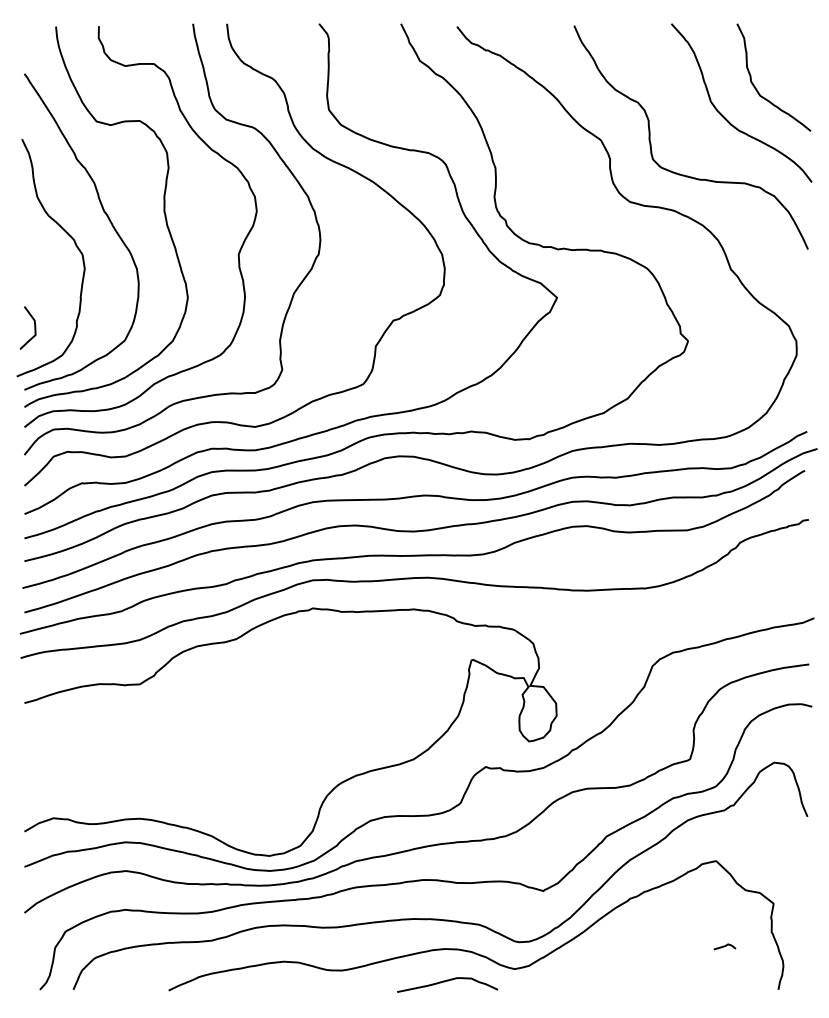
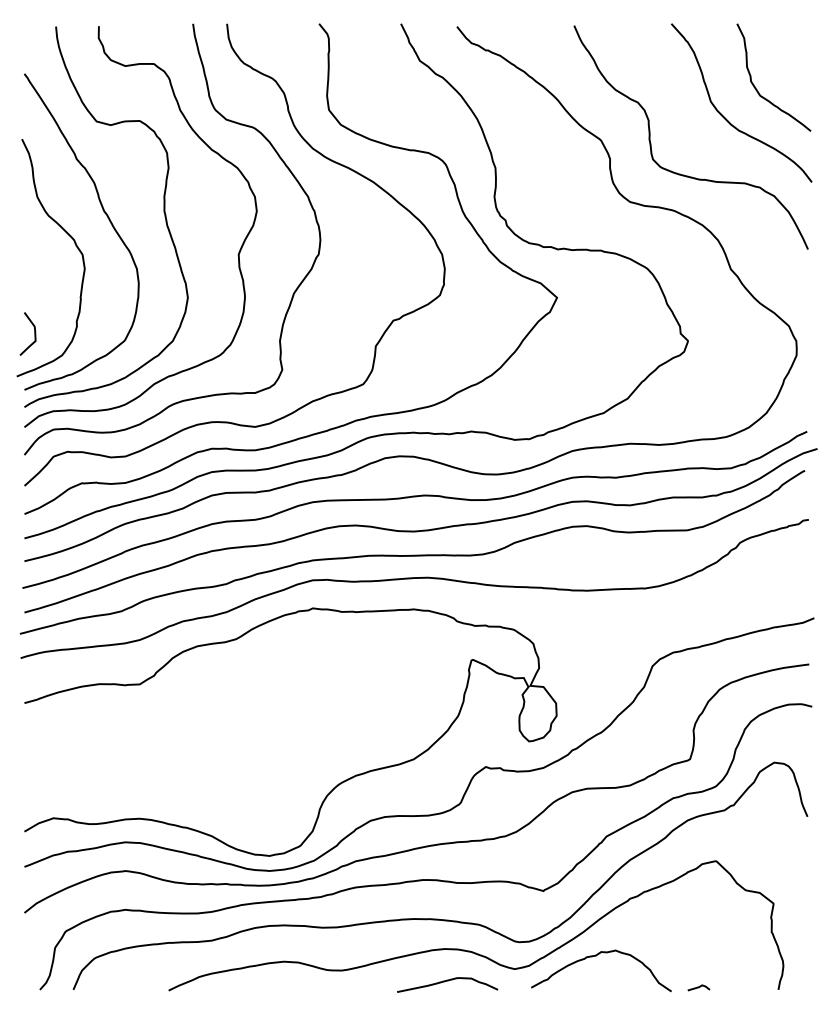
curve position: (34, 327) -> (34, 333) (34, 333)
line position: (724, 946) -> (698, 987) (698, 987)
curve: none -> present (596, 956)
